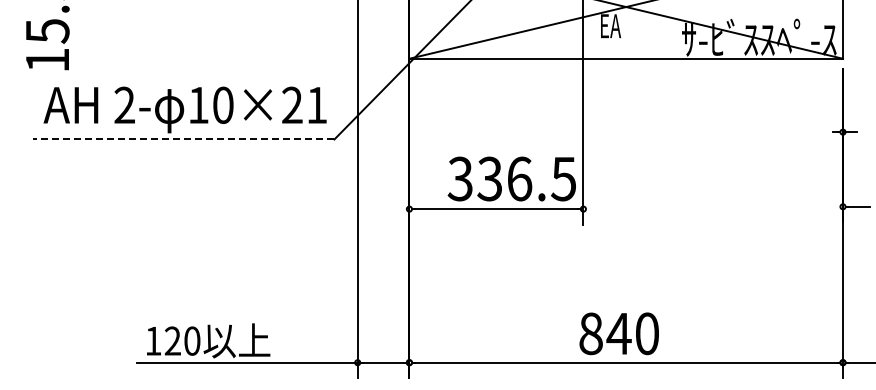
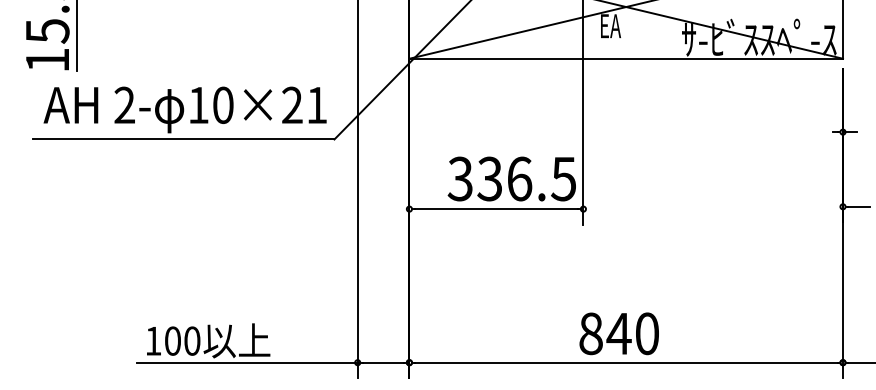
line: none -> present (77, 36)
line: dashed -> solid (183, 139)
text: 120 -> 100 (172, 340)
